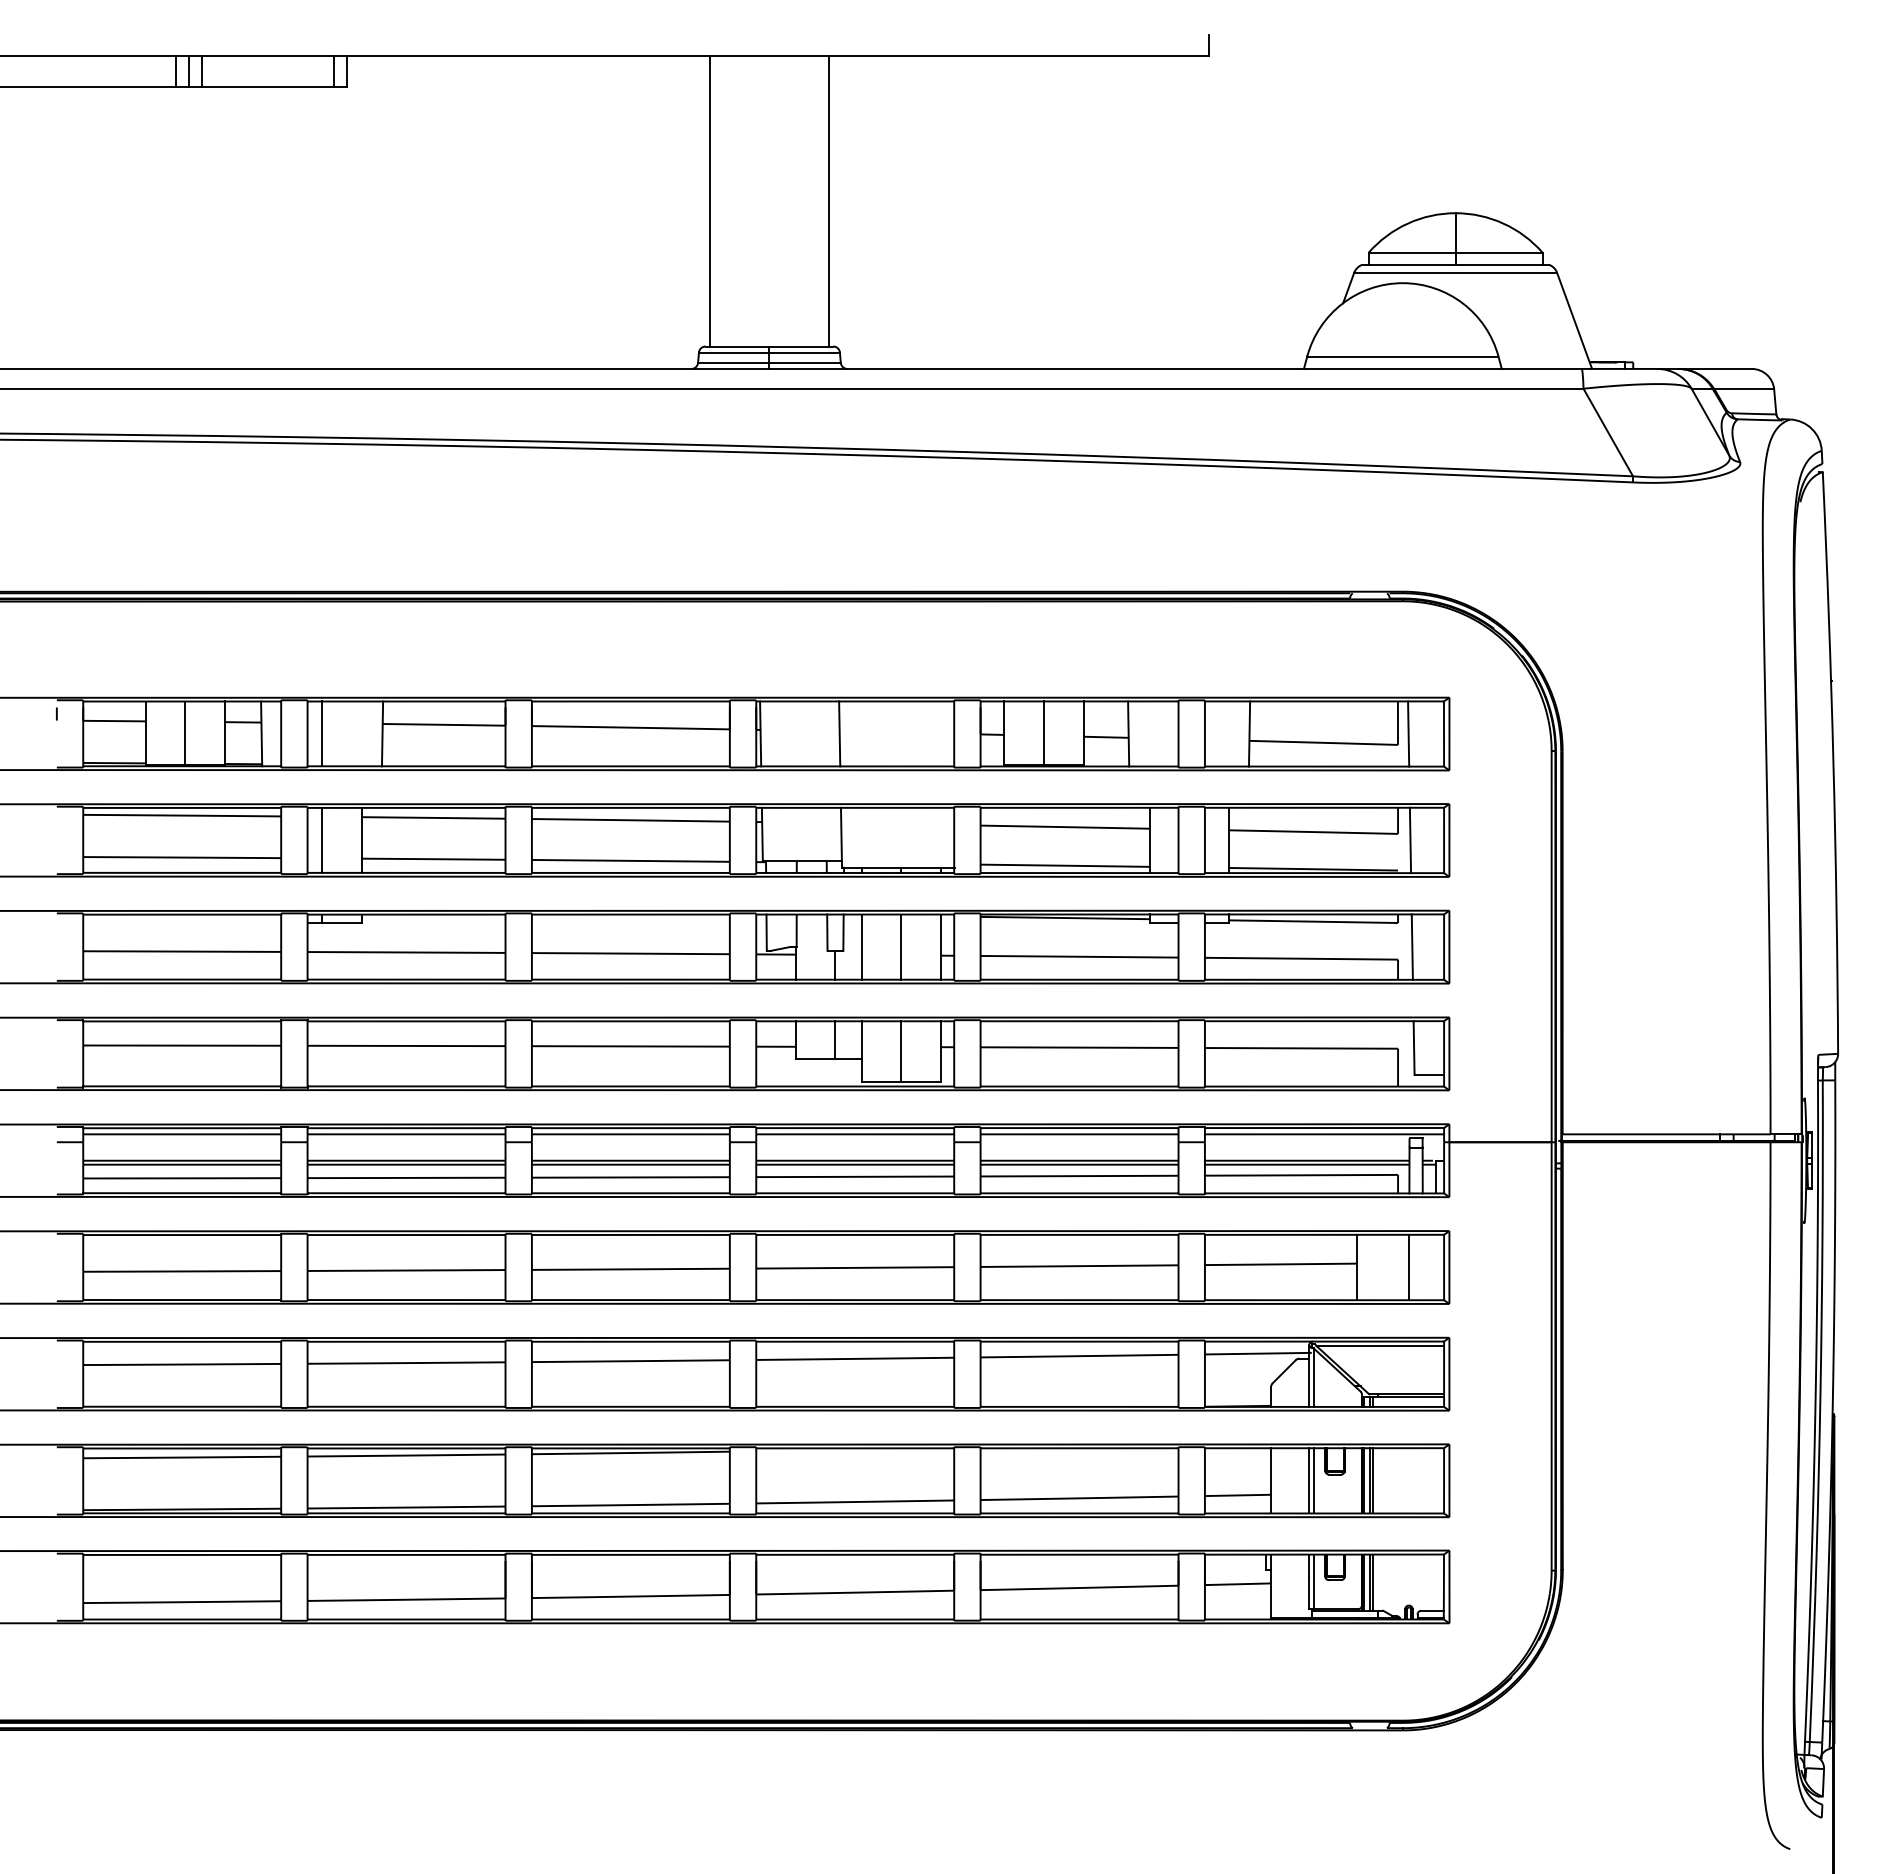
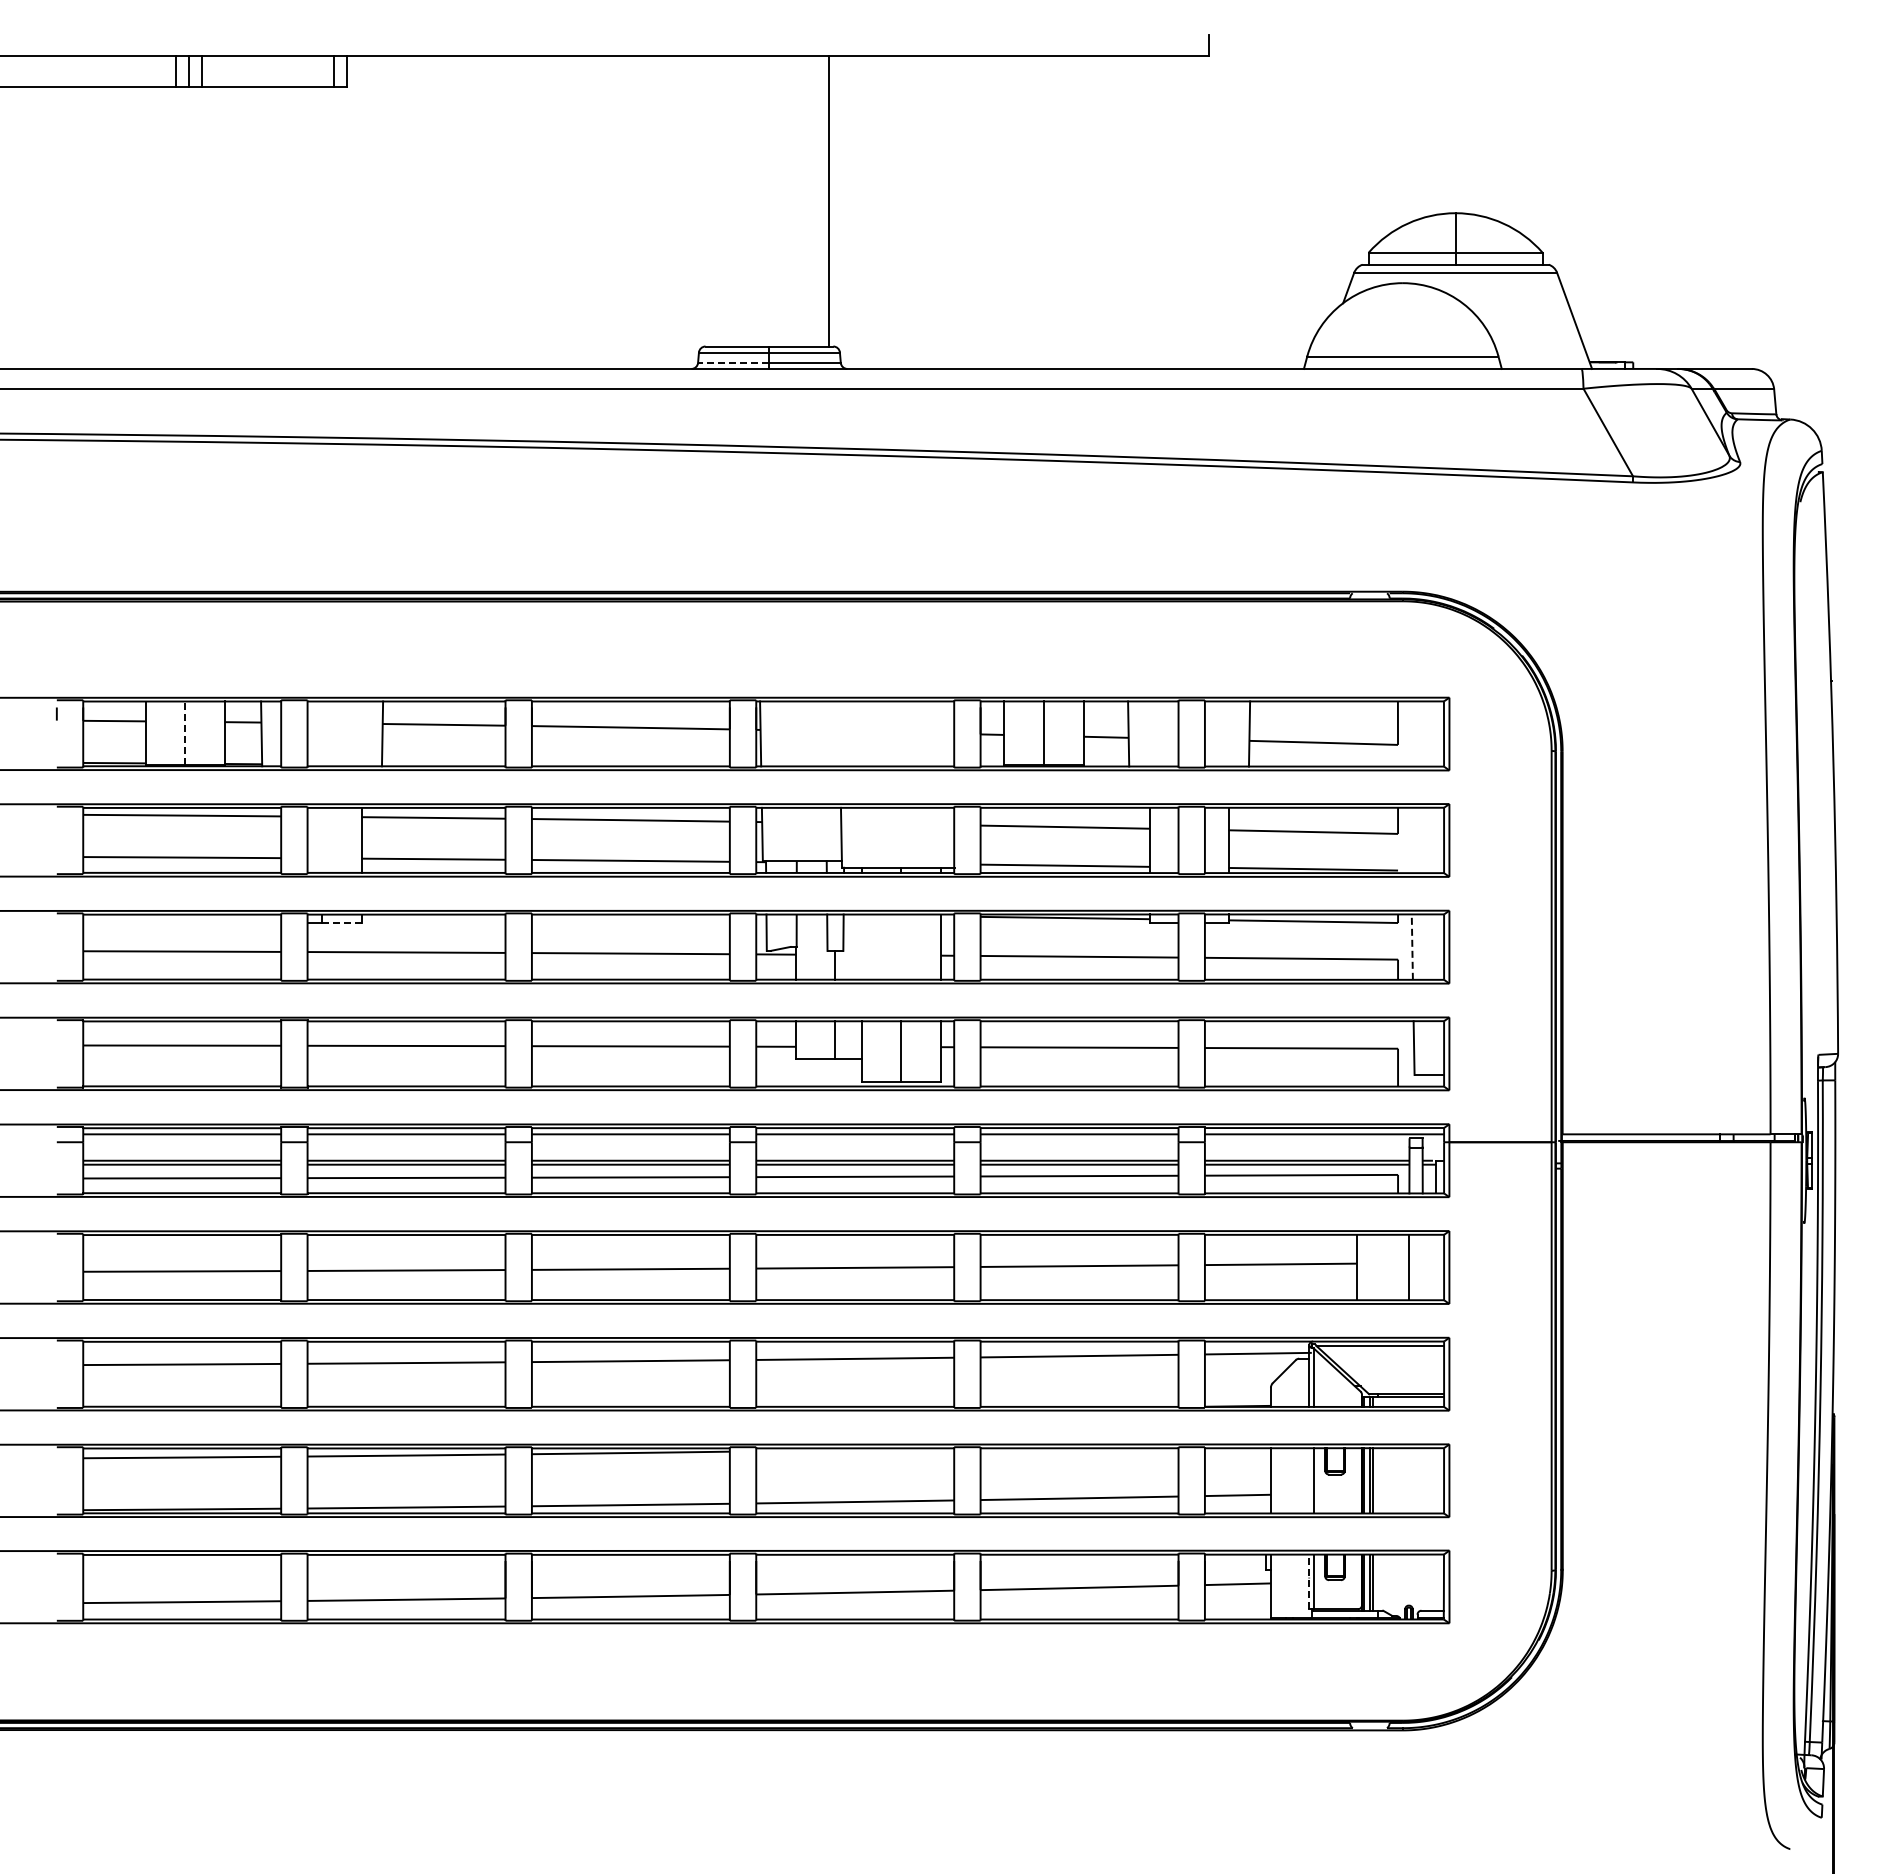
line: present -> none (710, 201)
line: solid -> dashed (733, 362)
line: solid -> dashed (185, 733)
line: present -> none (322, 733)
line: present -> none (839, 733)
line: present -> none (1408, 733)
line: present -> none (322, 839)
line: present -> none (1410, 840)
line: solid -> dashed (341, 923)
line: present -> none (861, 946)
line: present -> none (901, 946)
line: solid -> dashed (1412, 947)
line: present -> none (1309, 1480)
line: solid -> dashed (1309, 1581)
